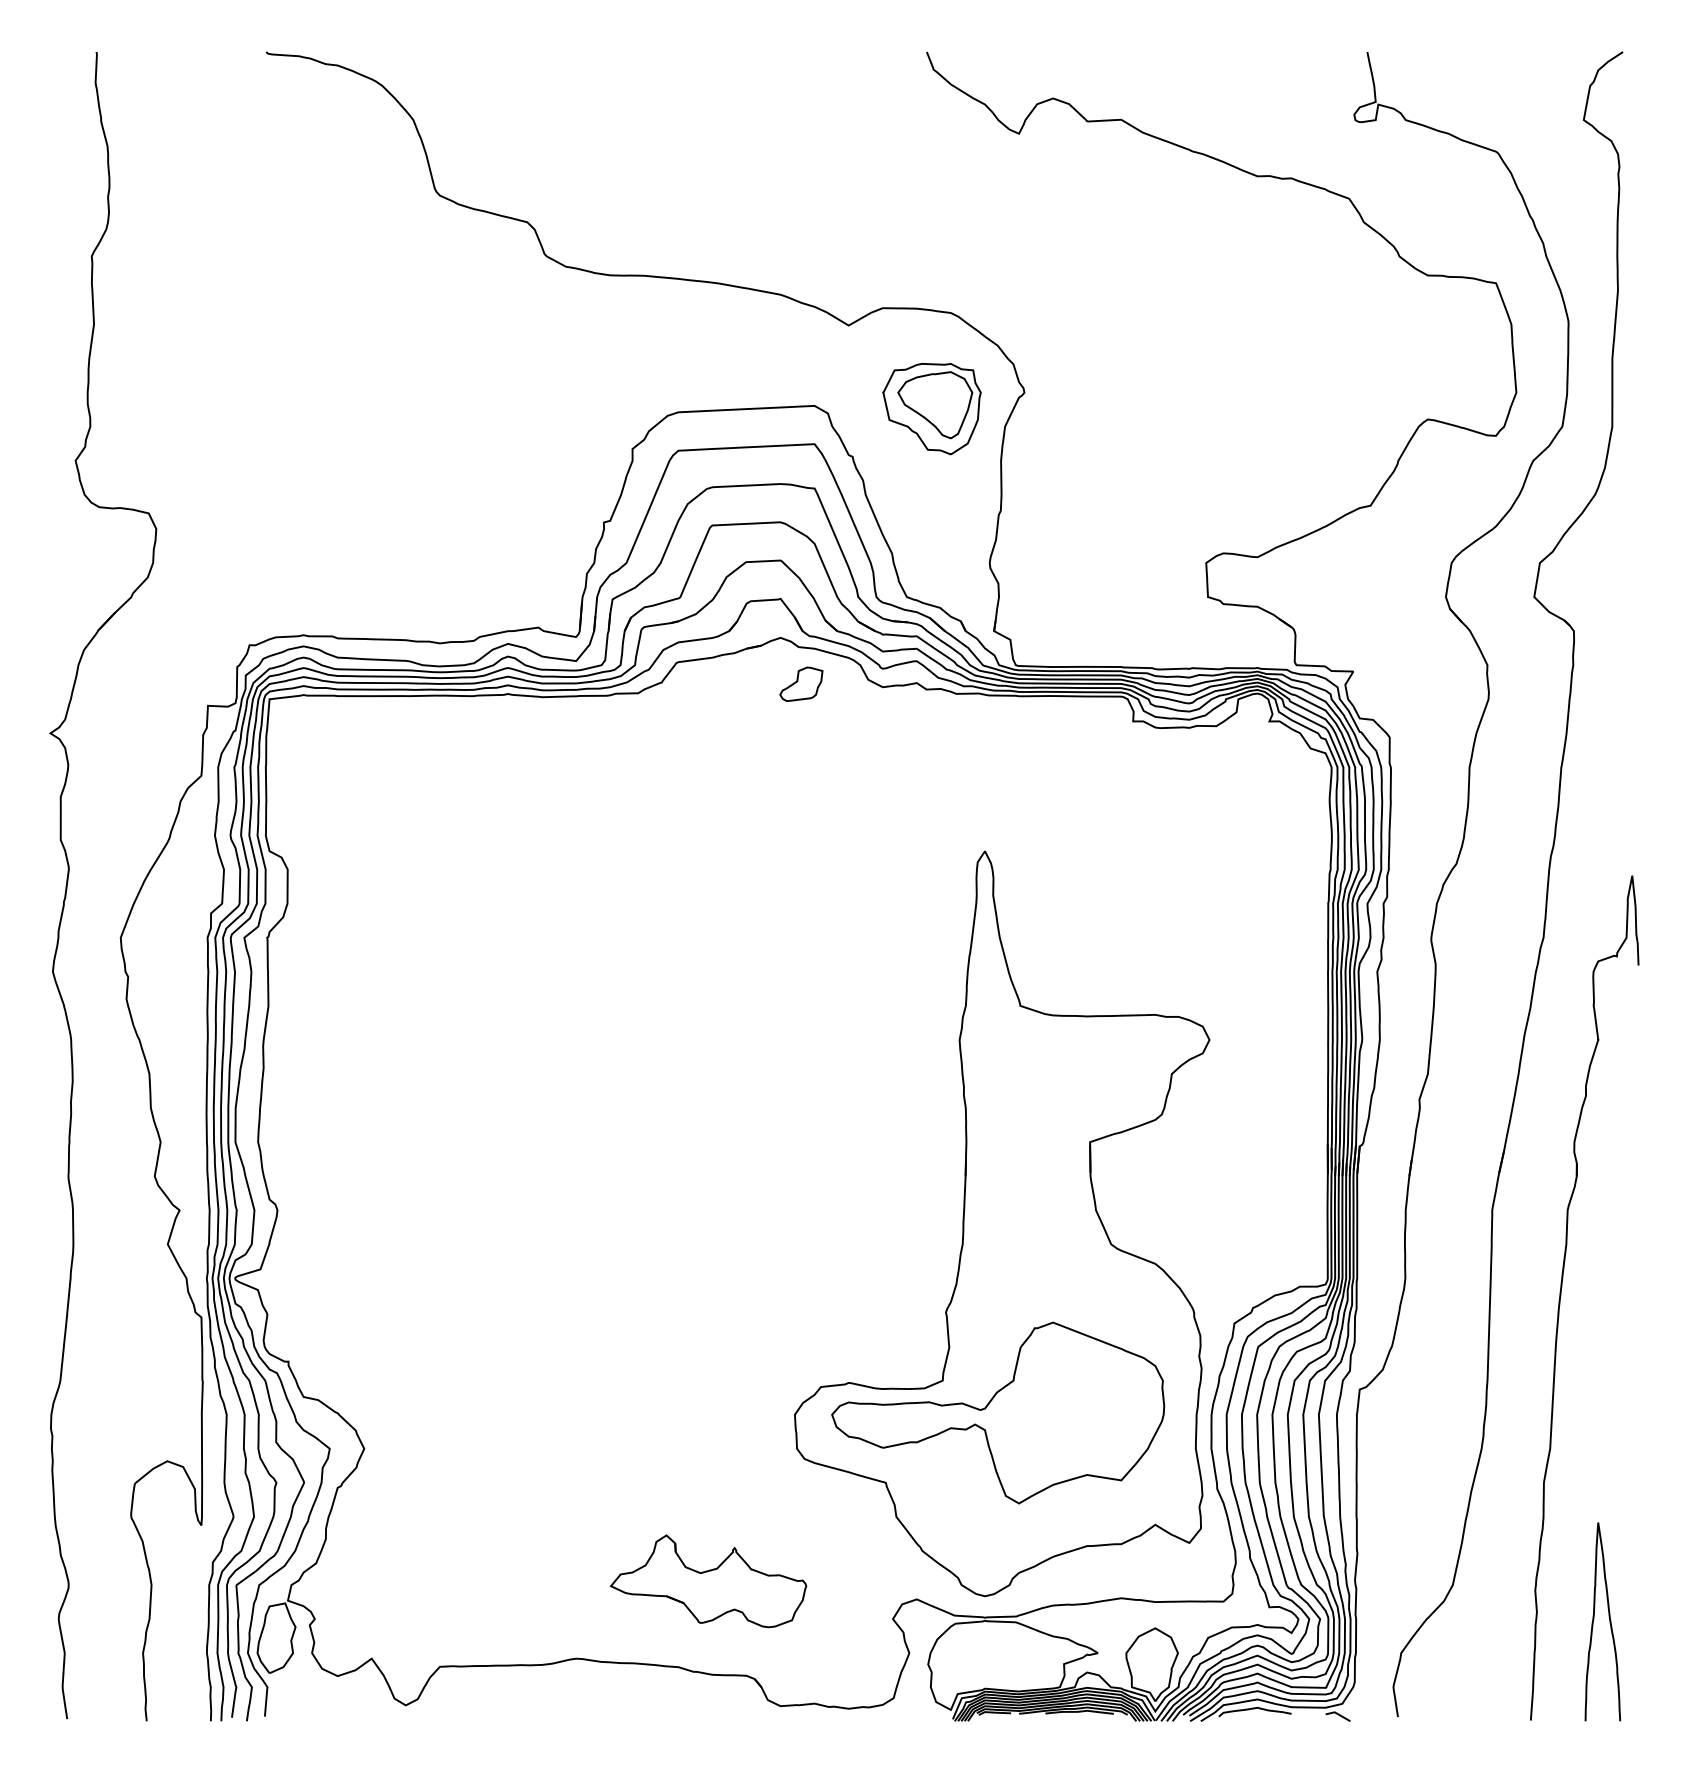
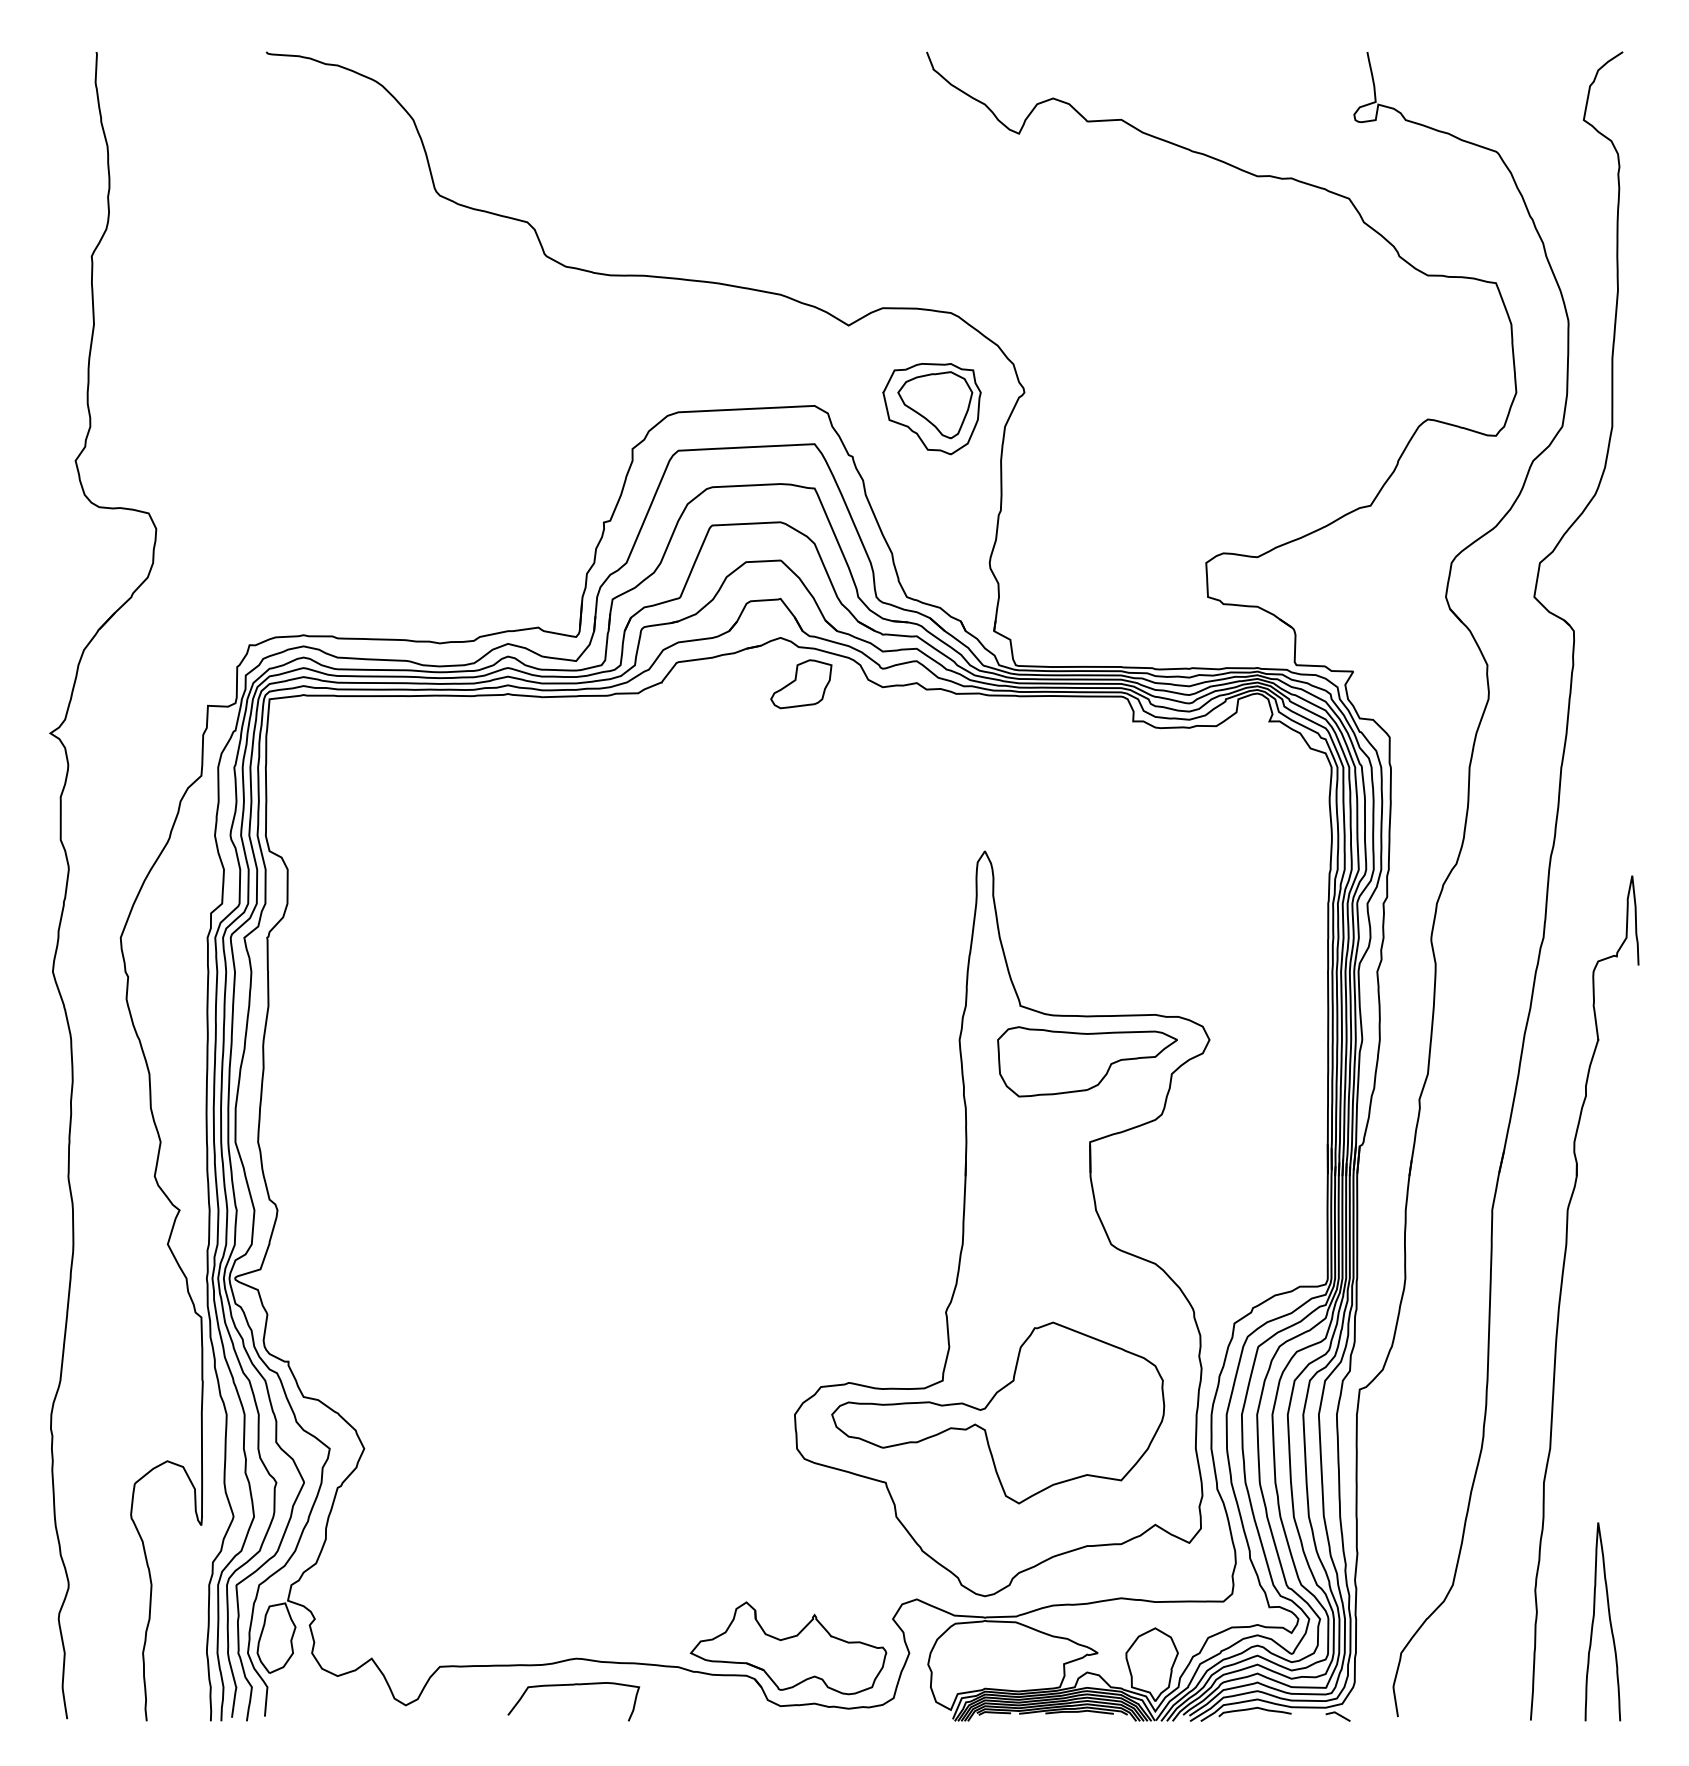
part size: 45x36 px -> 63x51 px (801, 684)
part: none -> present (1087, 1061)
part position: (708, 1581) -> (788, 1648) (788, 1648)
curve: none -> present (573, 1685)
